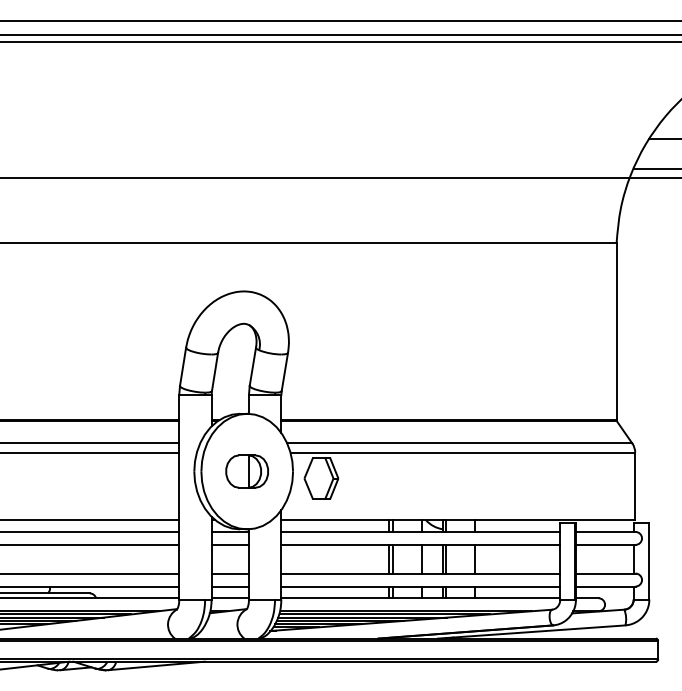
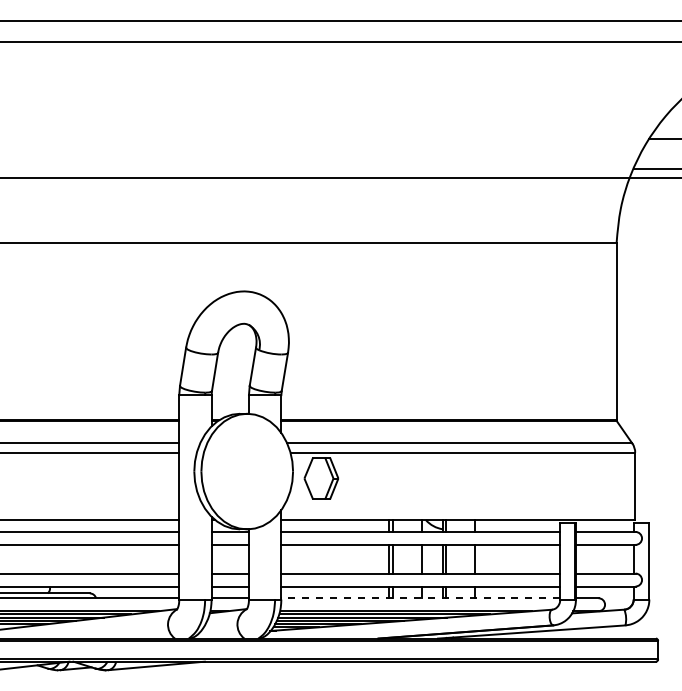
line: present -> none (340, 34)
part: present -> none (246, 471)
line: solid -> dashed (420, 598)
